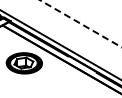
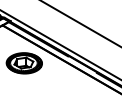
line: dashed -> solid (80, 23)
